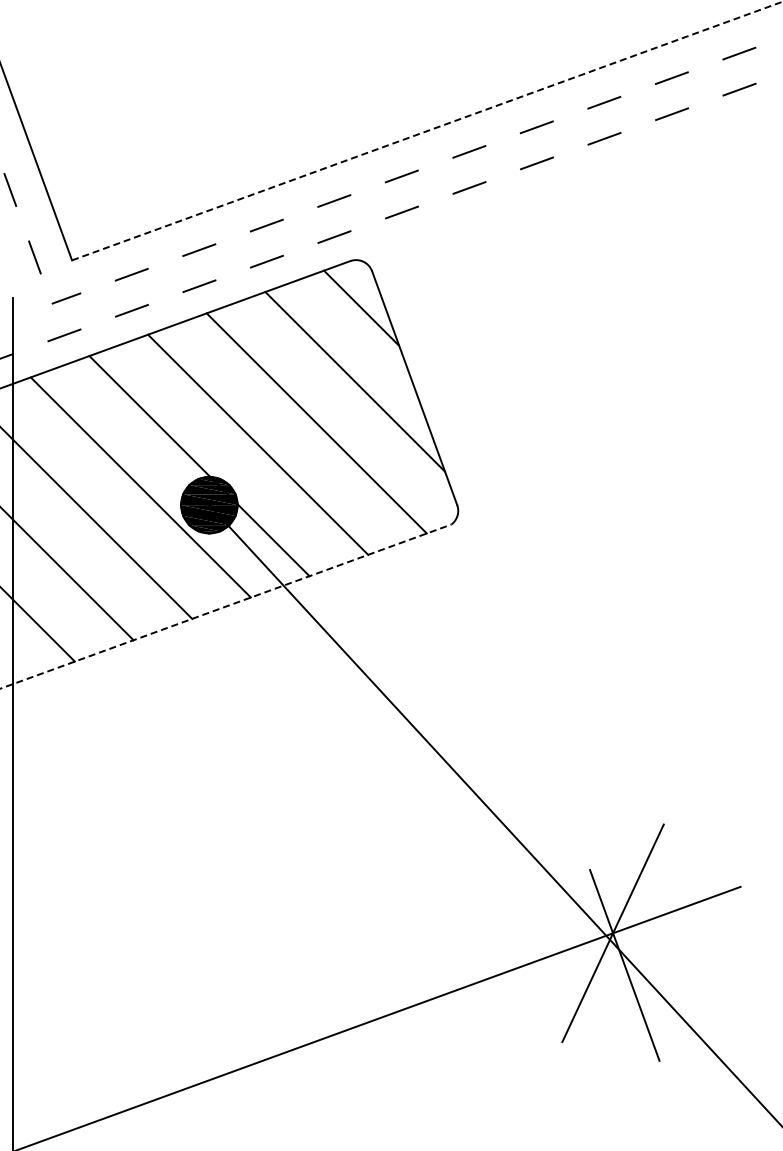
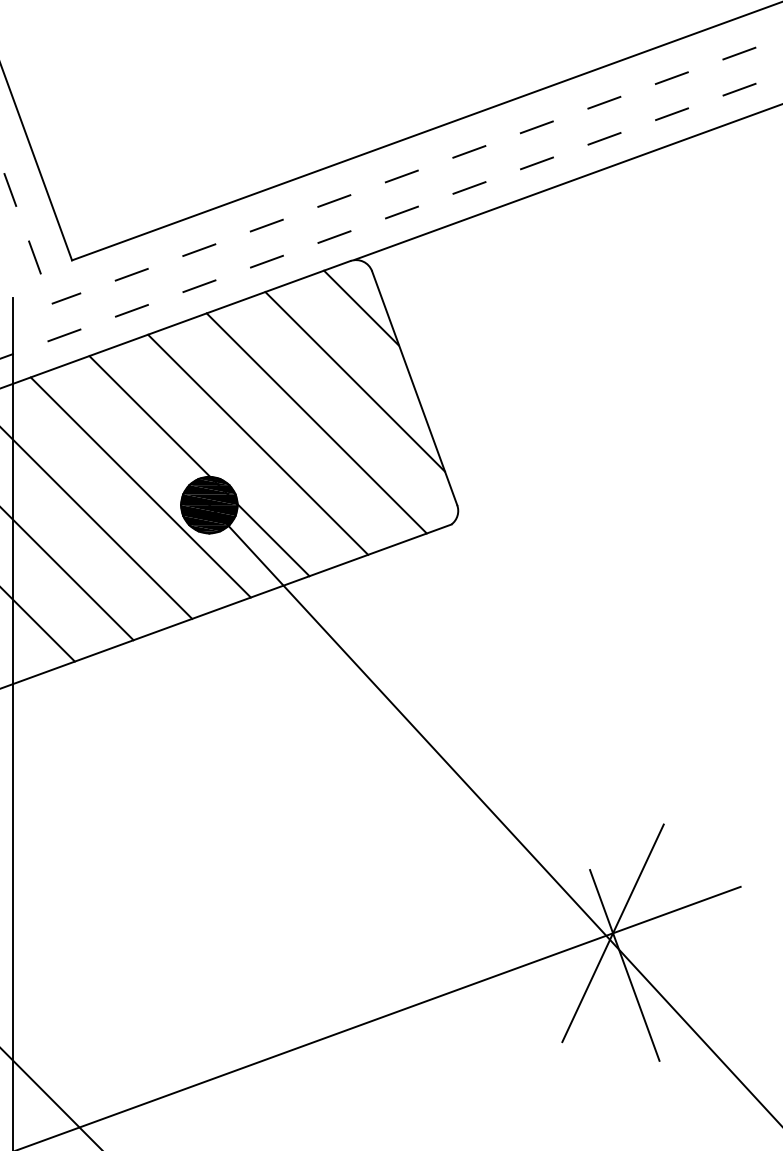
line: dashed -> solid (427, 131)
line: none -> present (566, 182)
line: dashed -> solid (225, 606)
line: none -> present (50, 1098)
